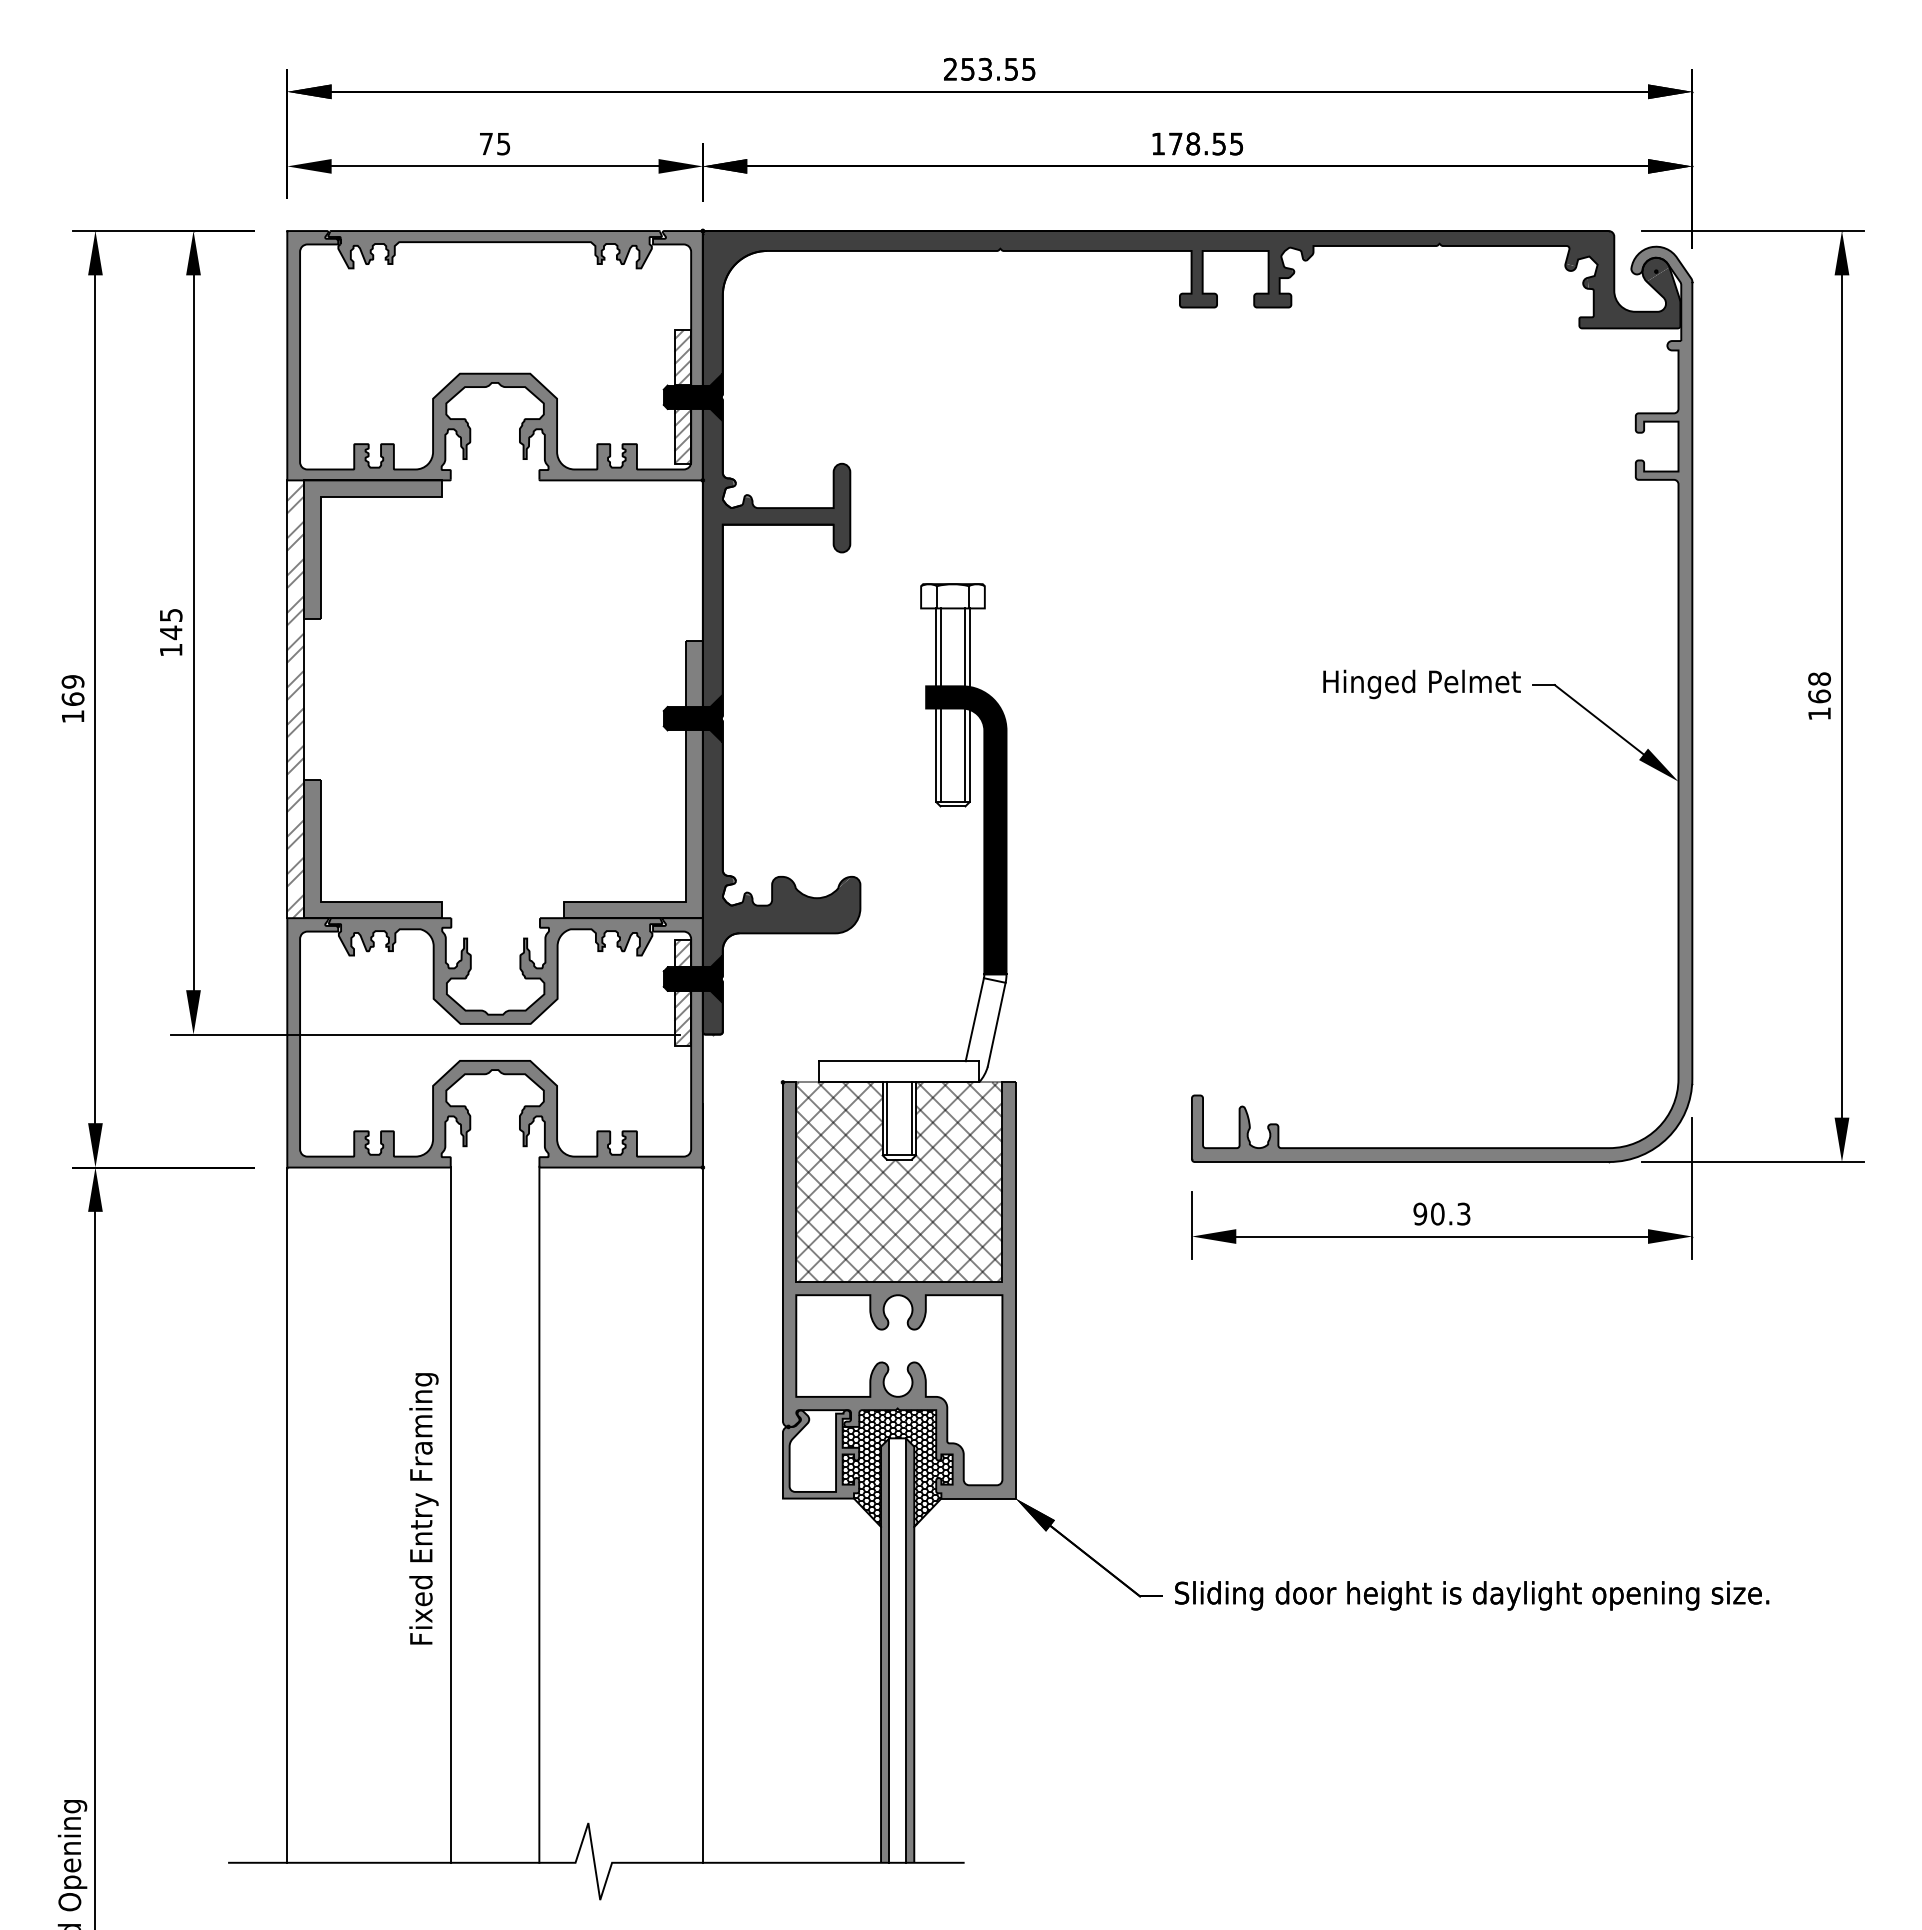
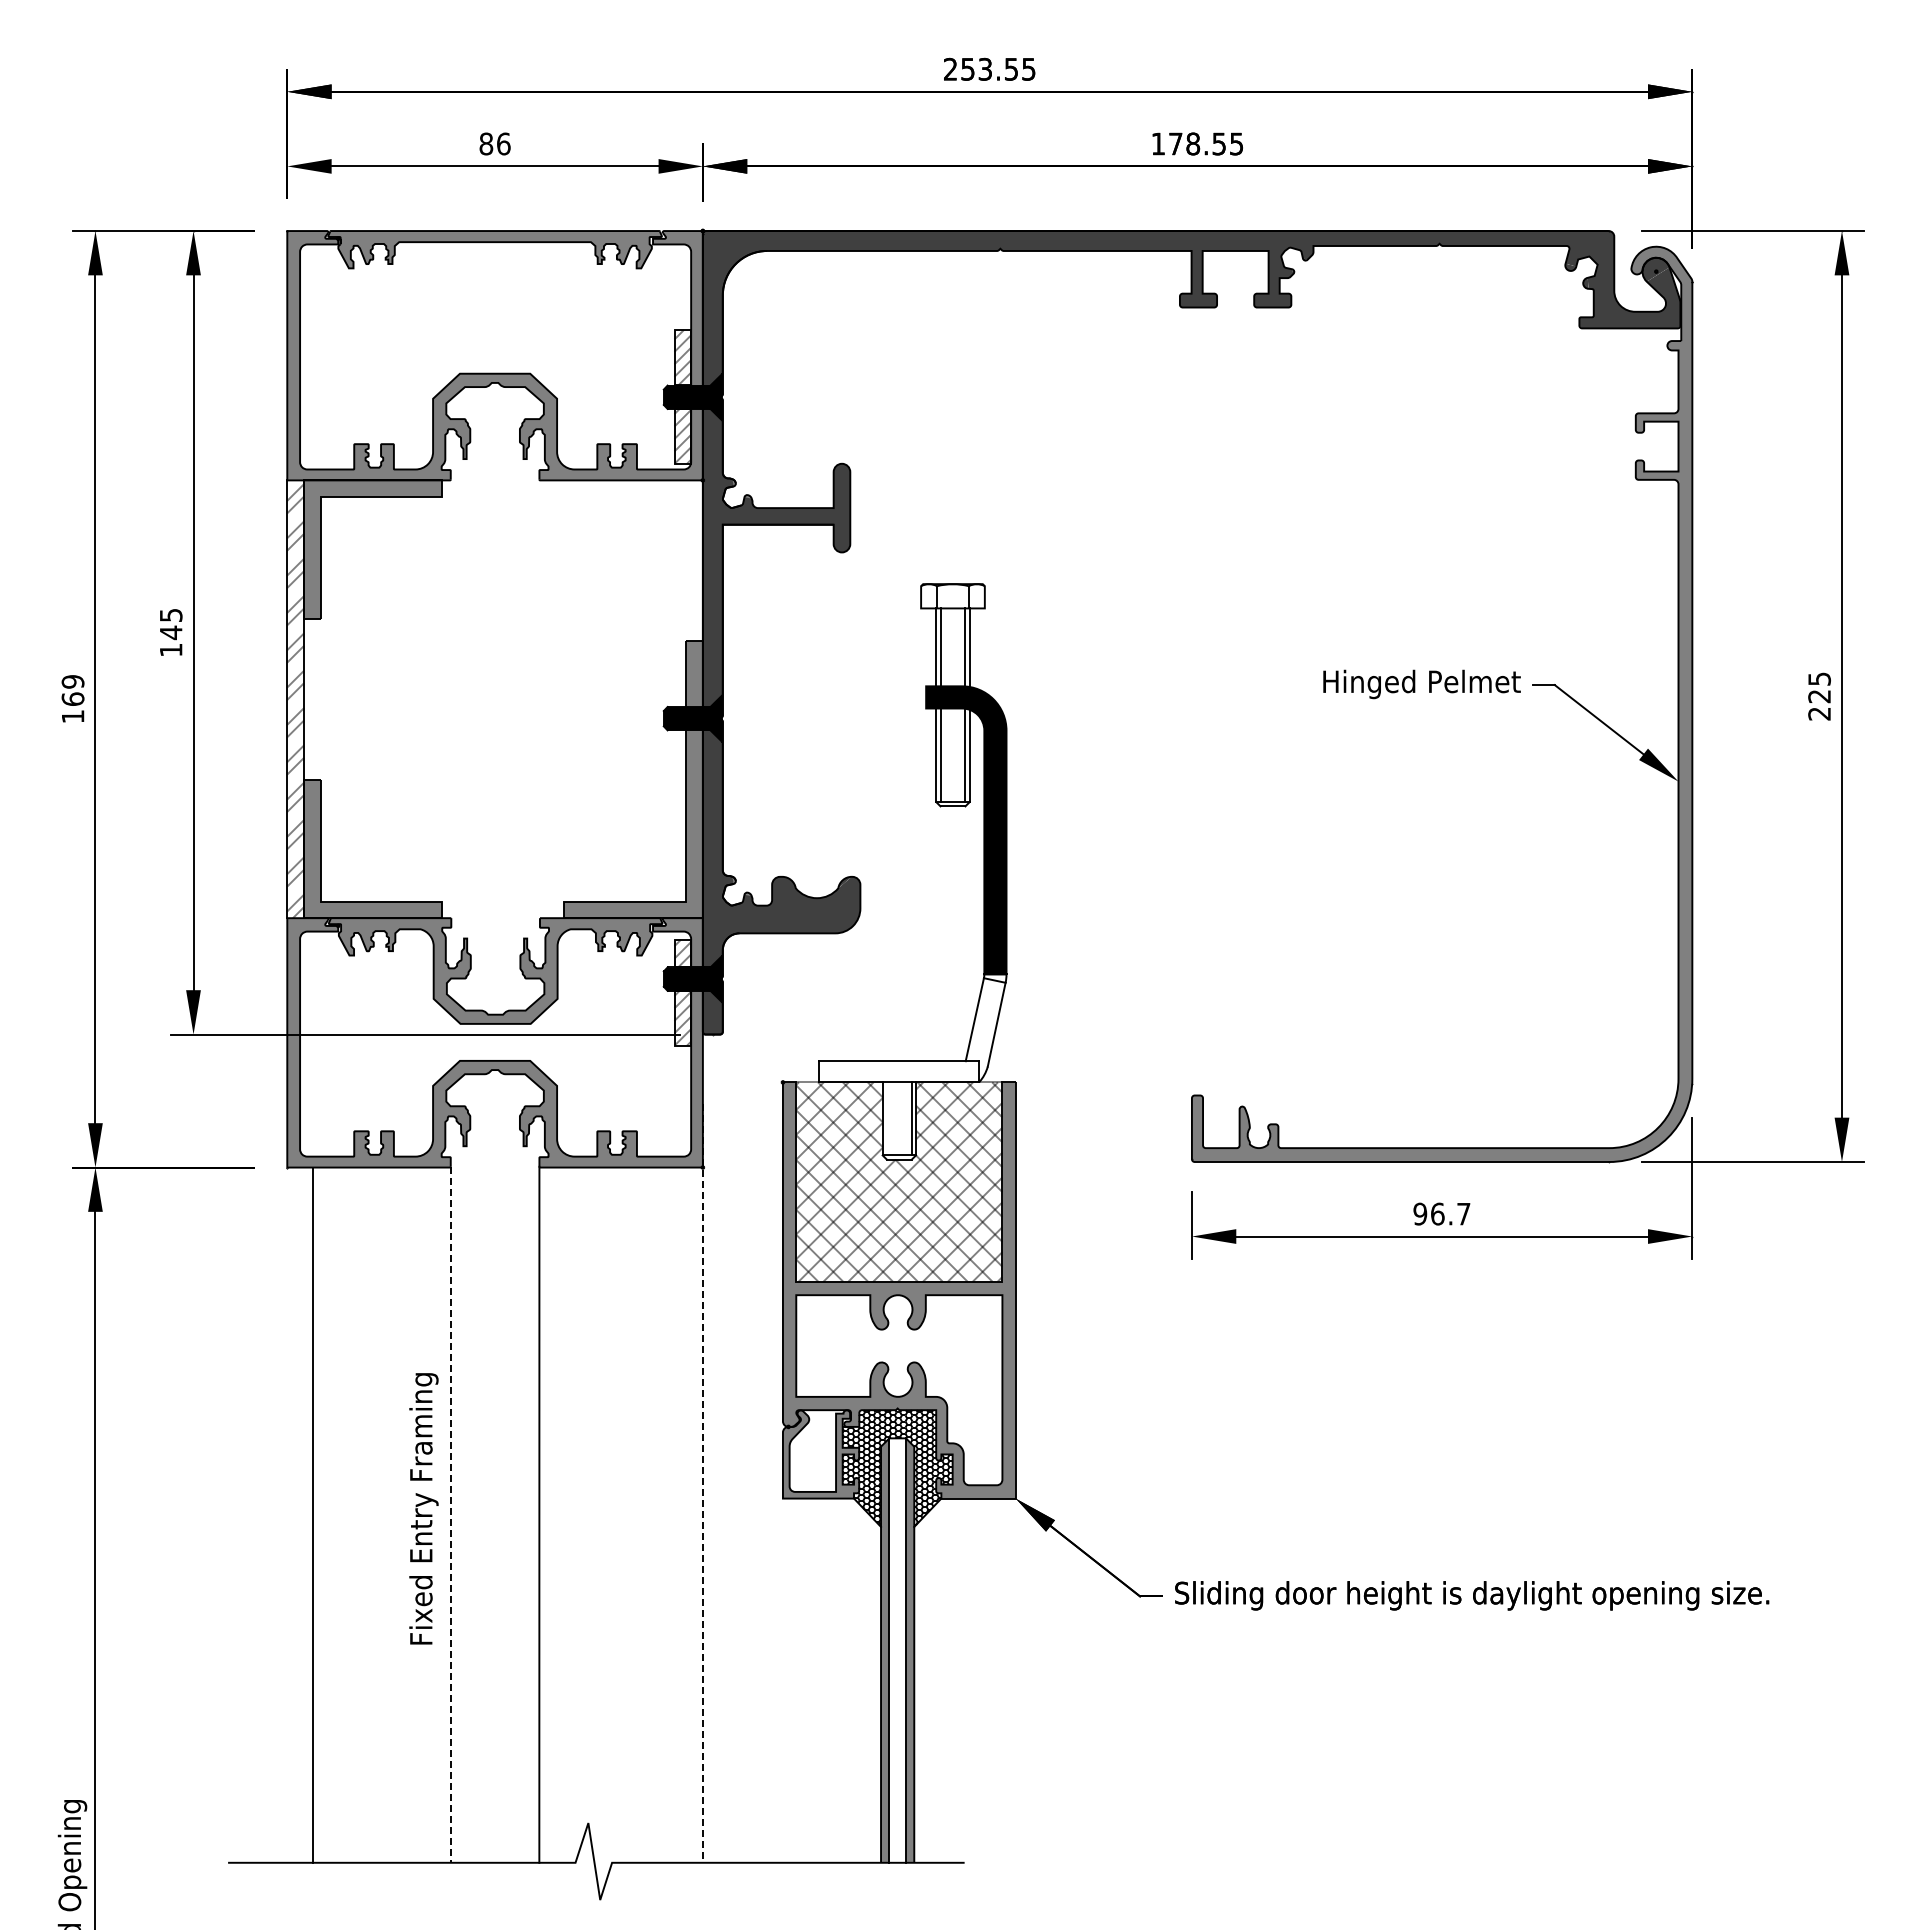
text: 75 -> 86 (494, 143)
text: 168 -> 225 (1819, 696)
line: present -> none (886, 1118)
text: 90.3 -> 96.7 (1450, 1213)
line: solid -> dashed (702, 1483)
line position: (287, 1514) -> (313, 1514) (313, 1514)
line: solid -> dashed (450, 1514)
